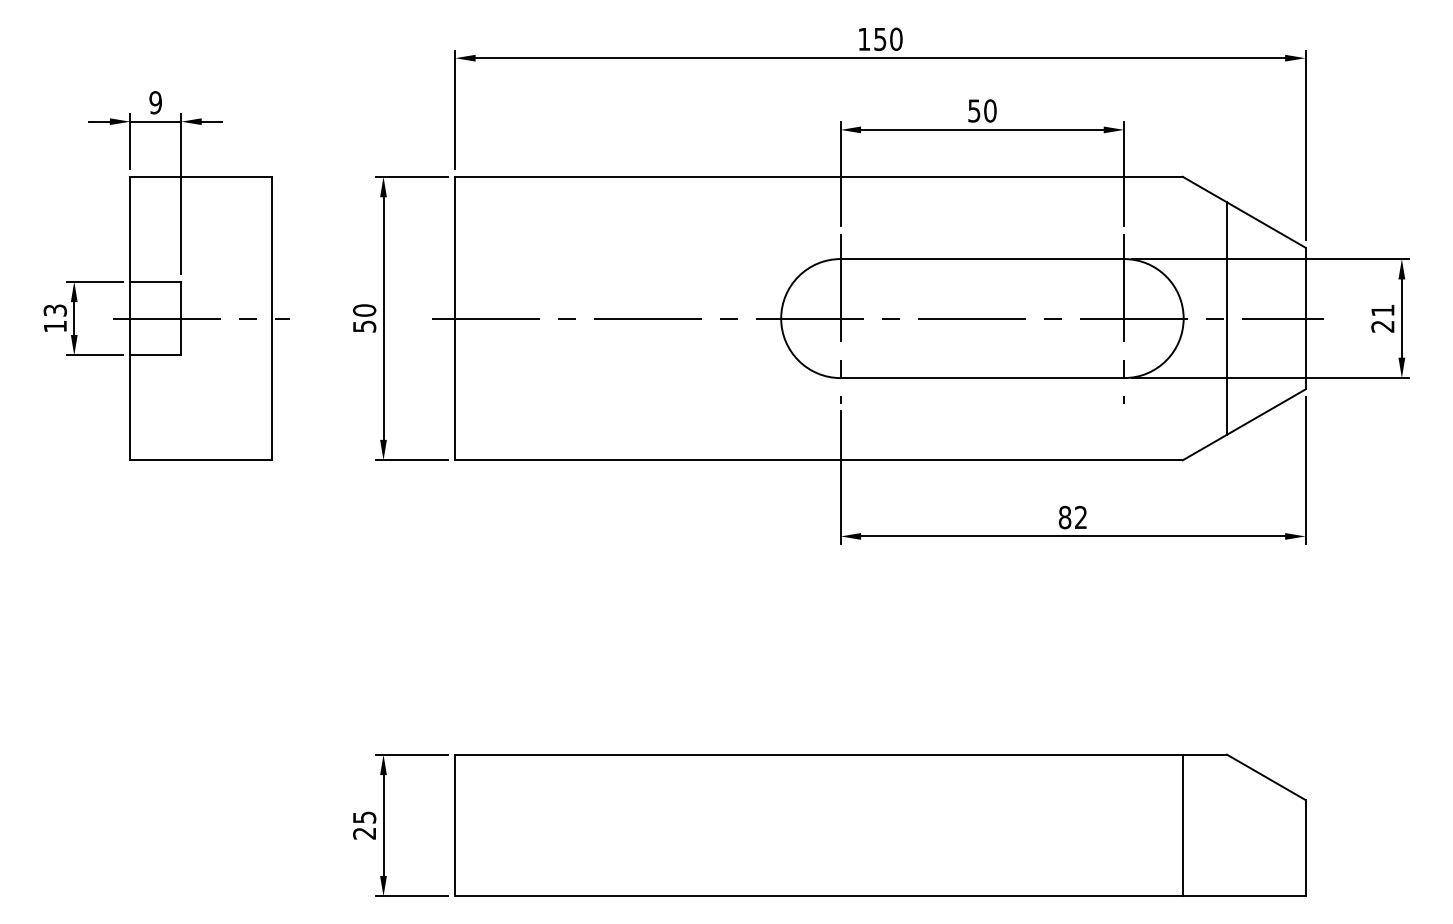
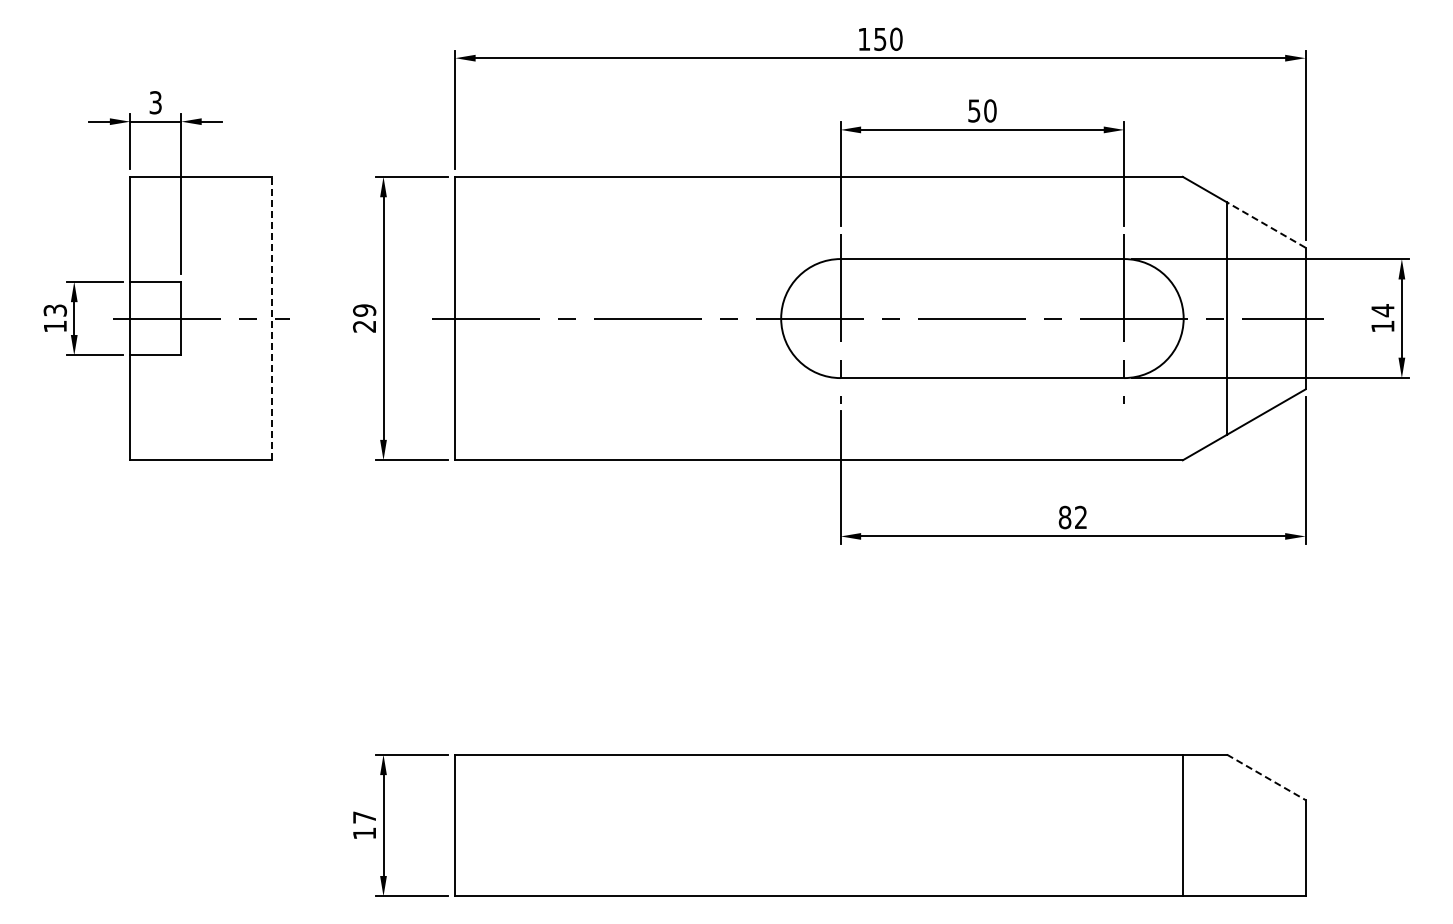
text: 9 -> 3 (155, 102)
line: solid -> dashed (1265, 224)
line: solid -> dashed (271, 318)
text: 50 -> 29 (364, 318)
text: 21 -> 14 (1382, 318)
line: solid -> dashed (1266, 777)
text: 25 -> 17 (364, 825)
